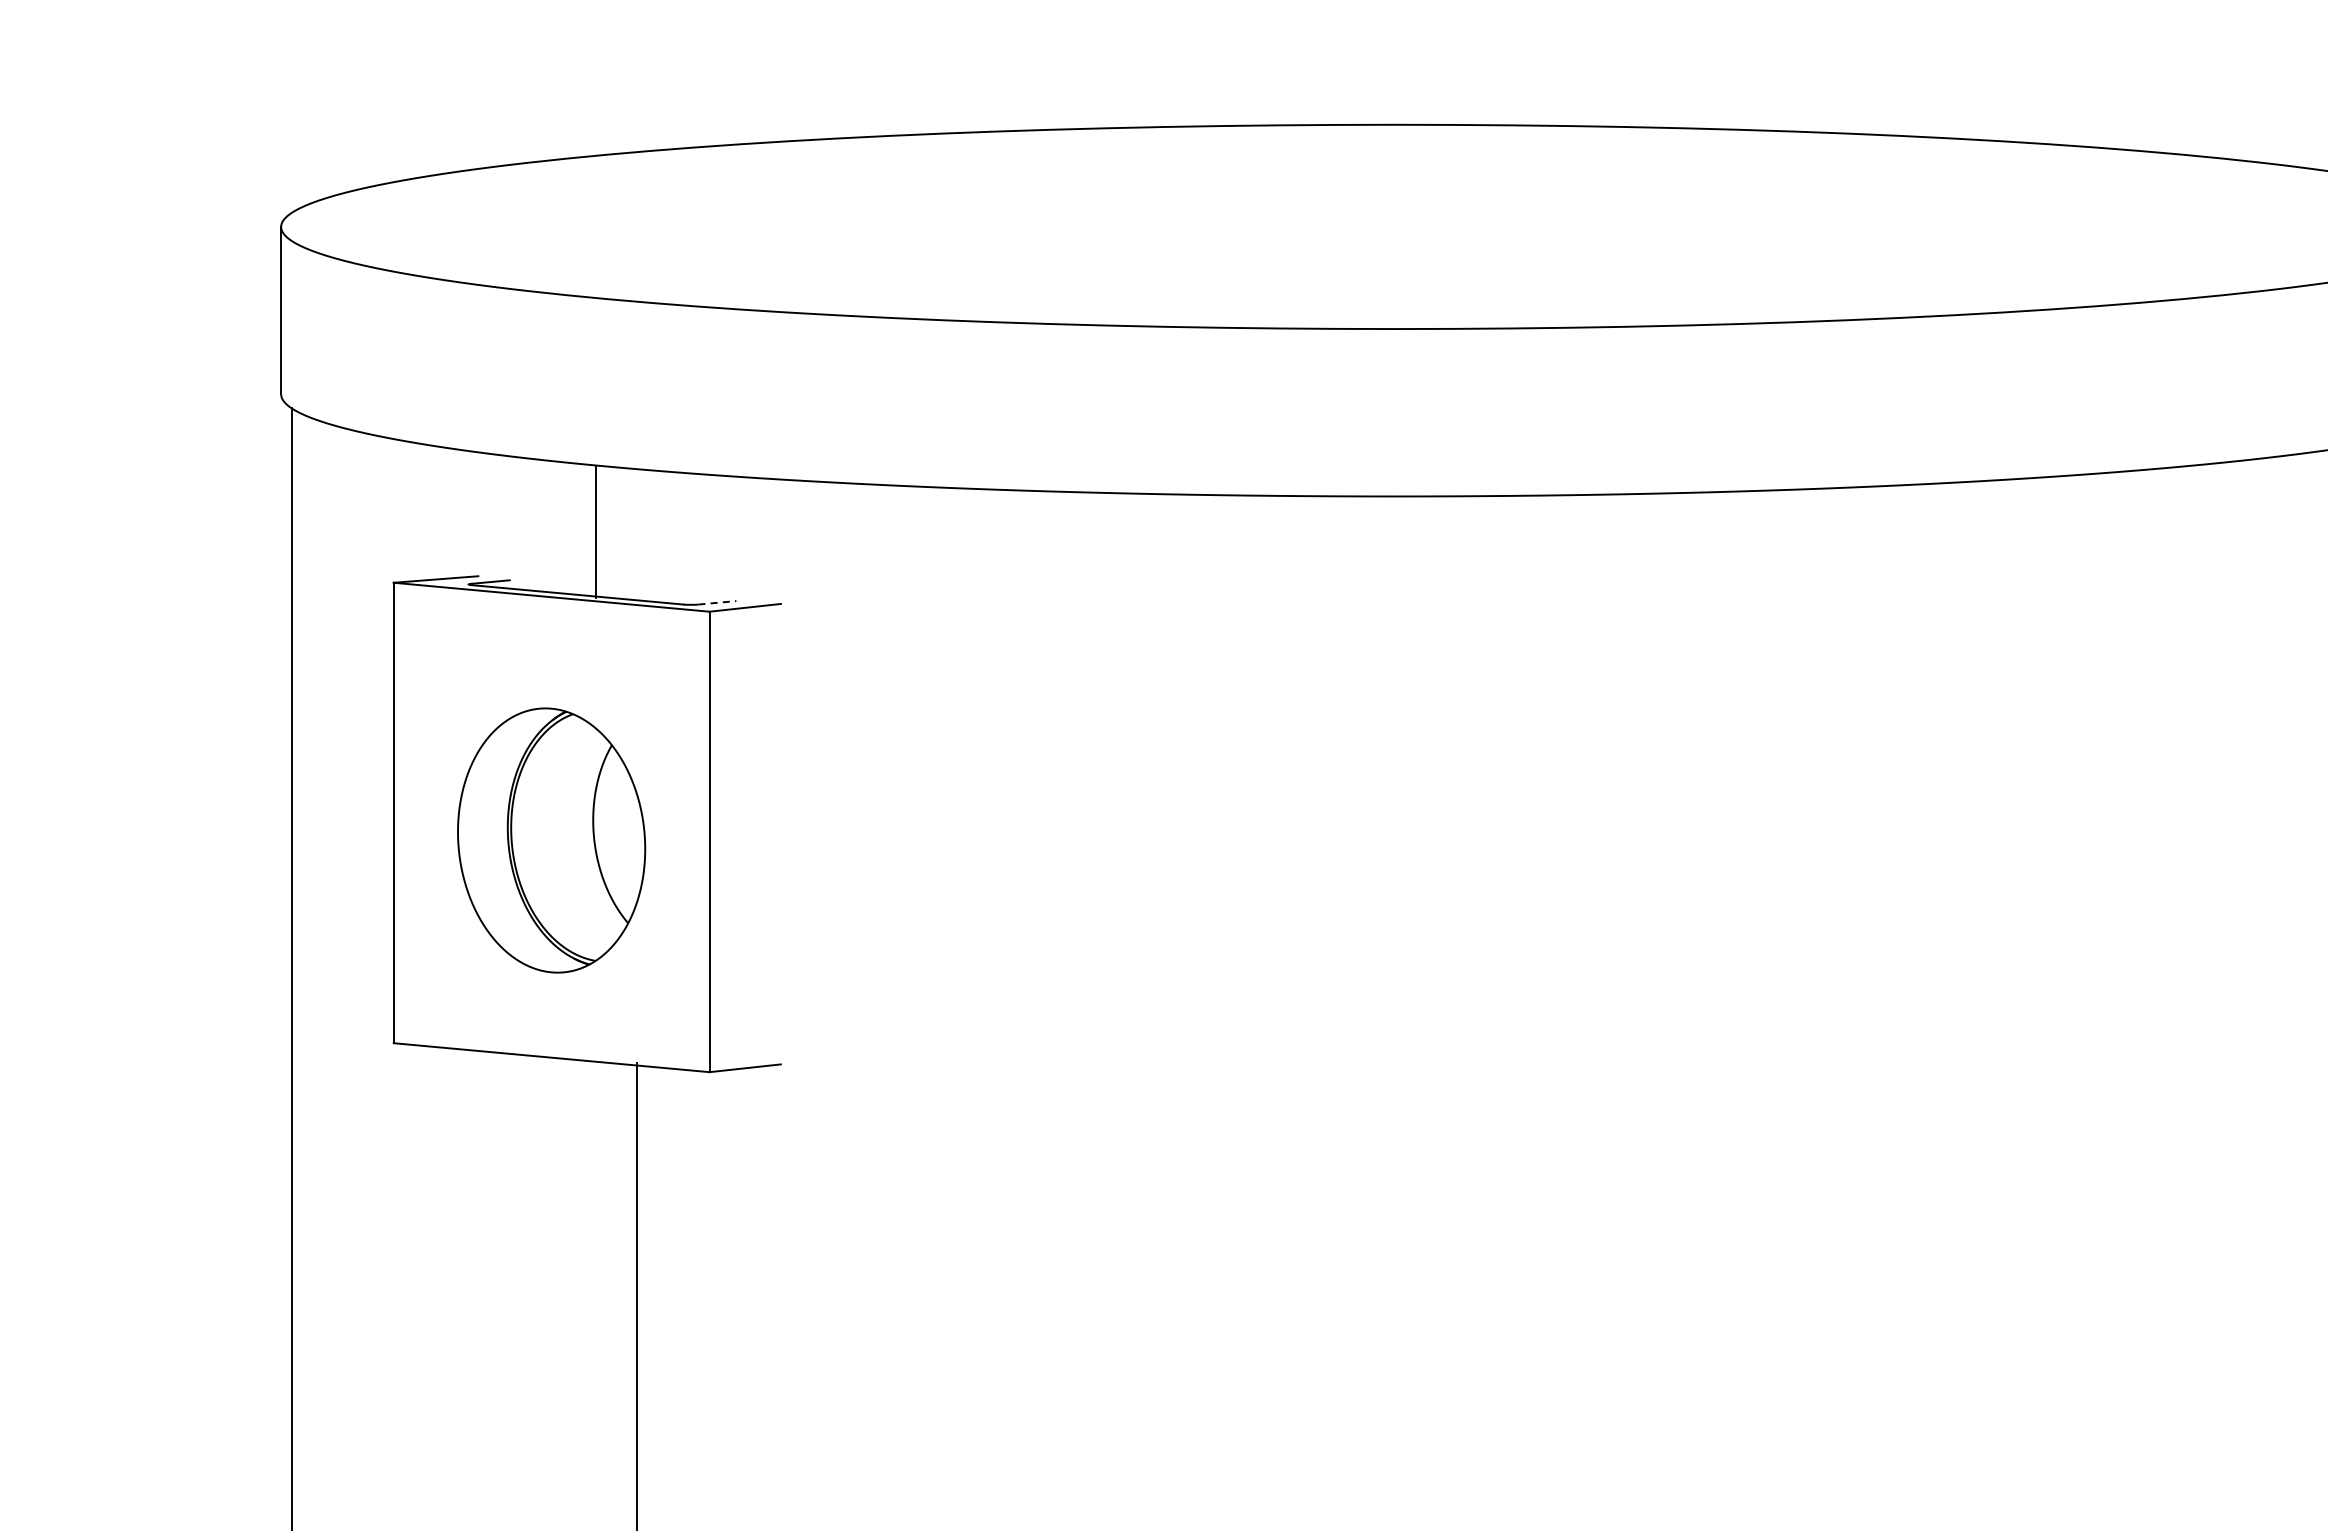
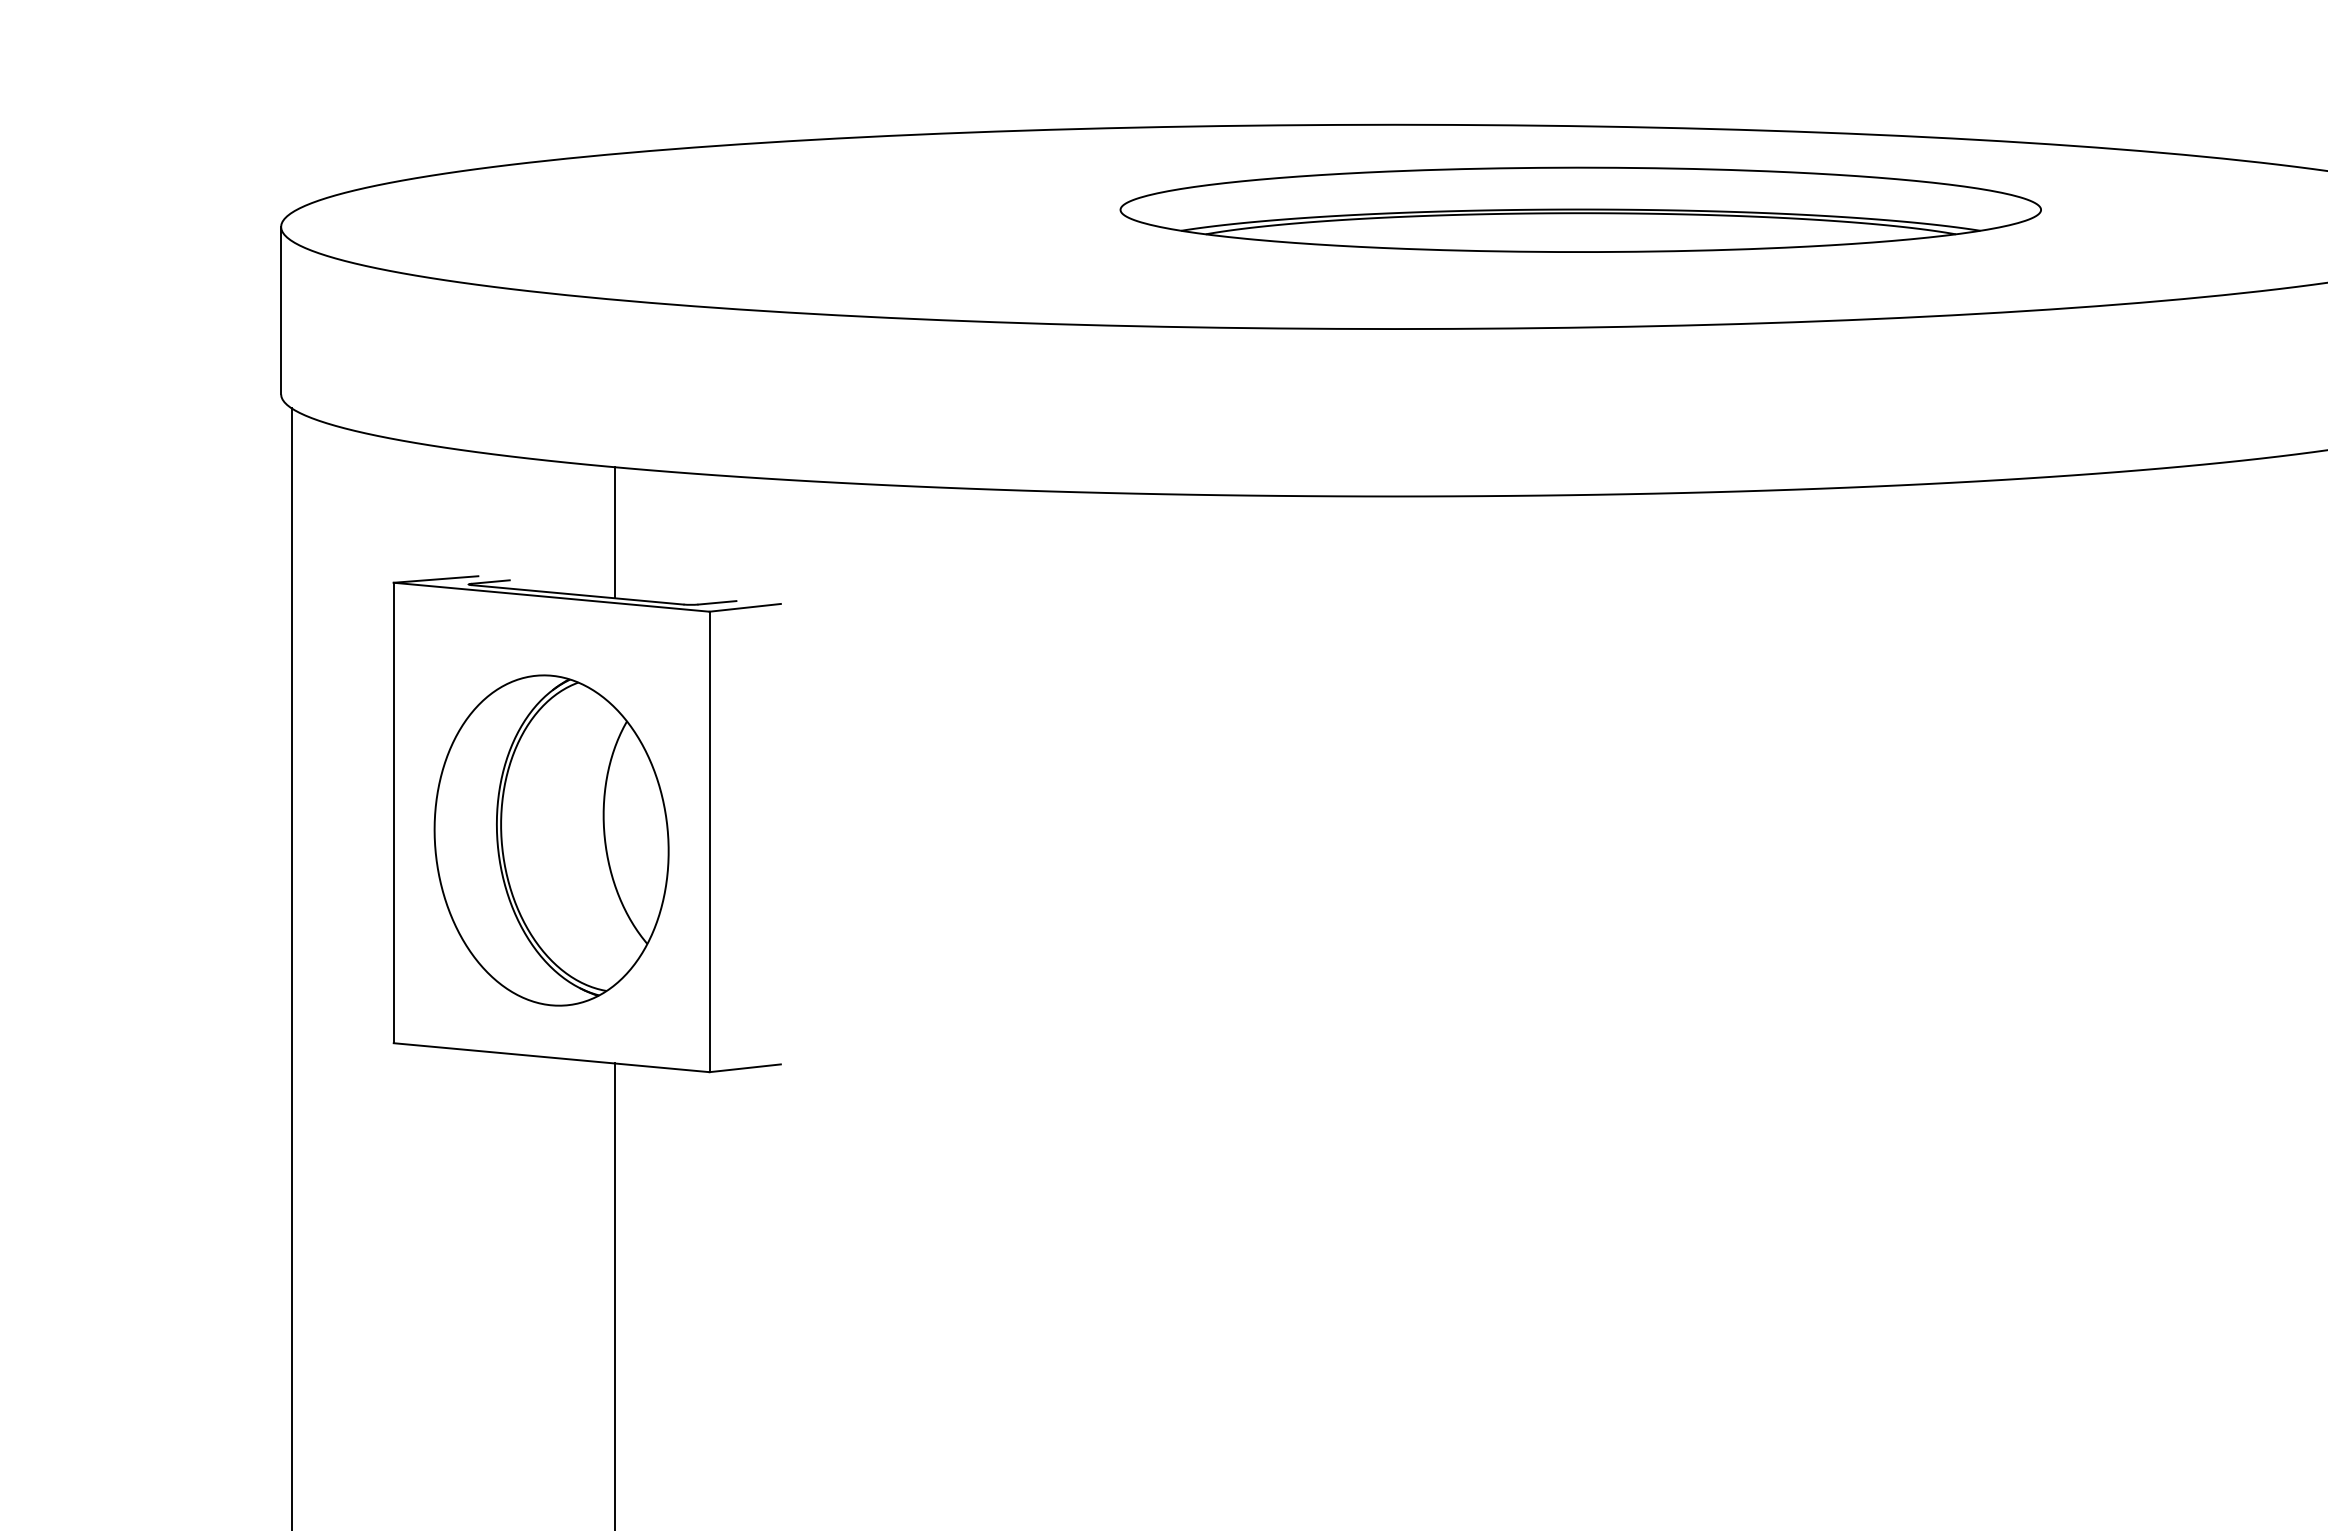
part: none -> present (1580, 209)
line position: (595, 532) -> (614, 532) (614, 532)
line: dashed -> solid (717, 602)
part size: 190x267 px -> 237x333 px (551, 840)
line position: (636, 1295) -> (614, 1295) (614, 1295)
